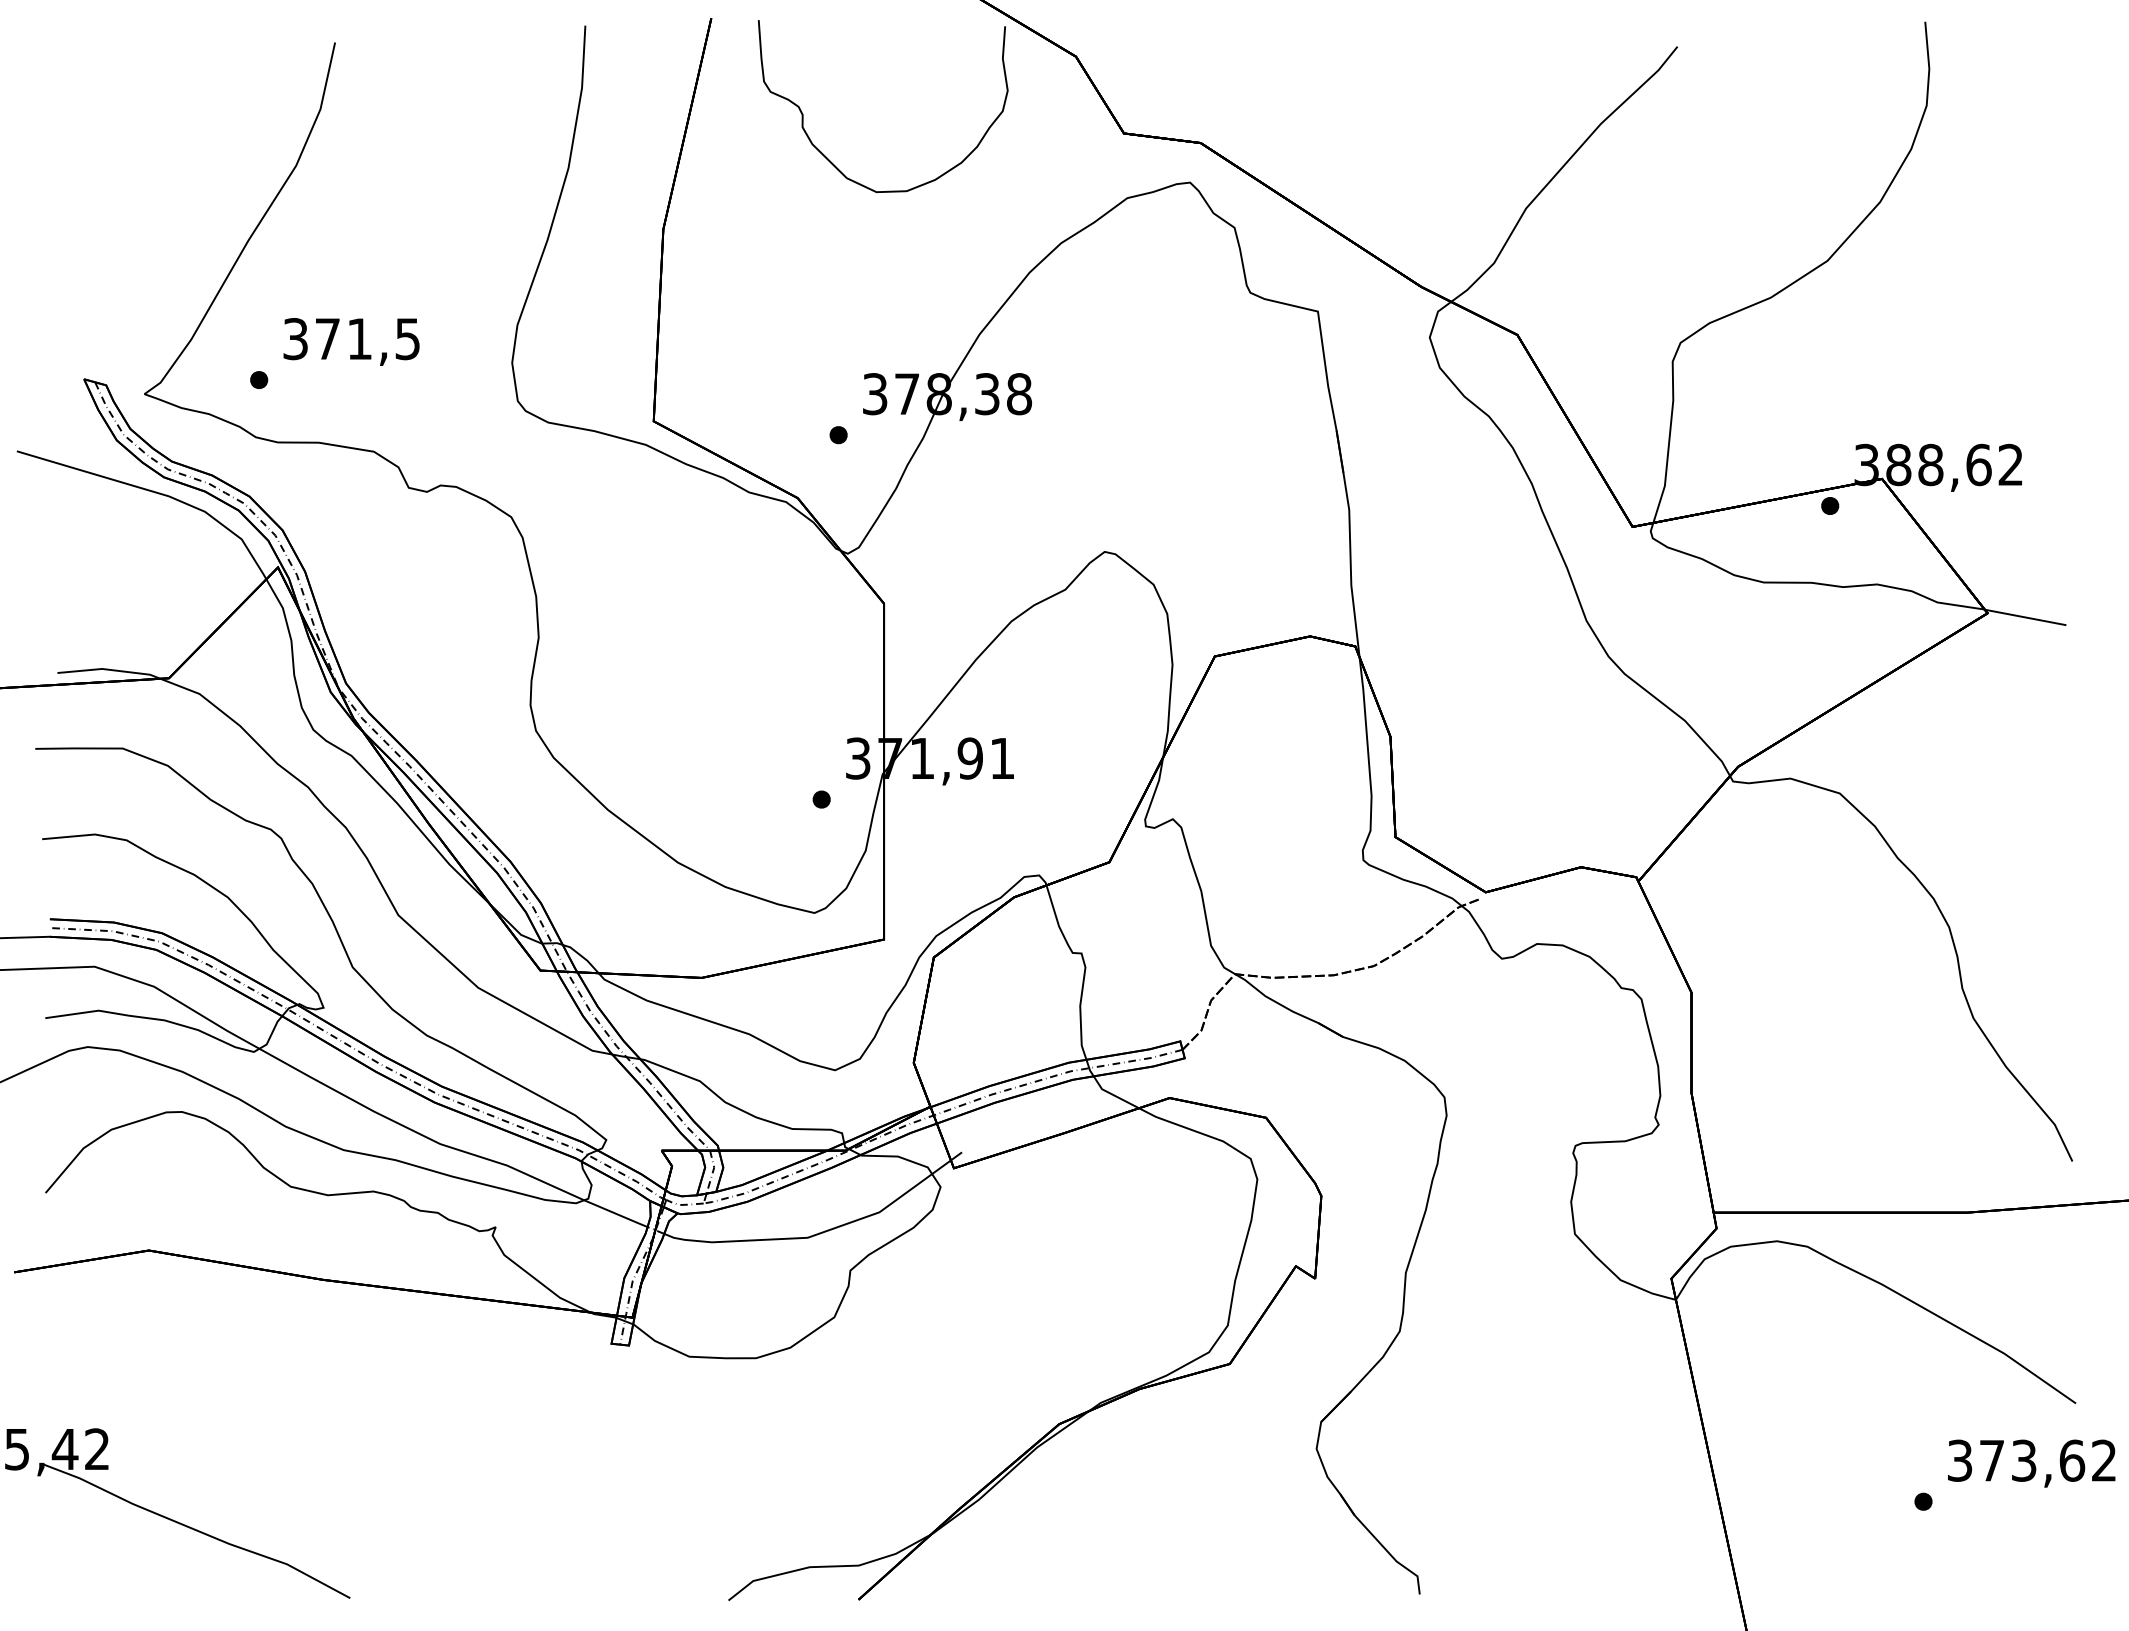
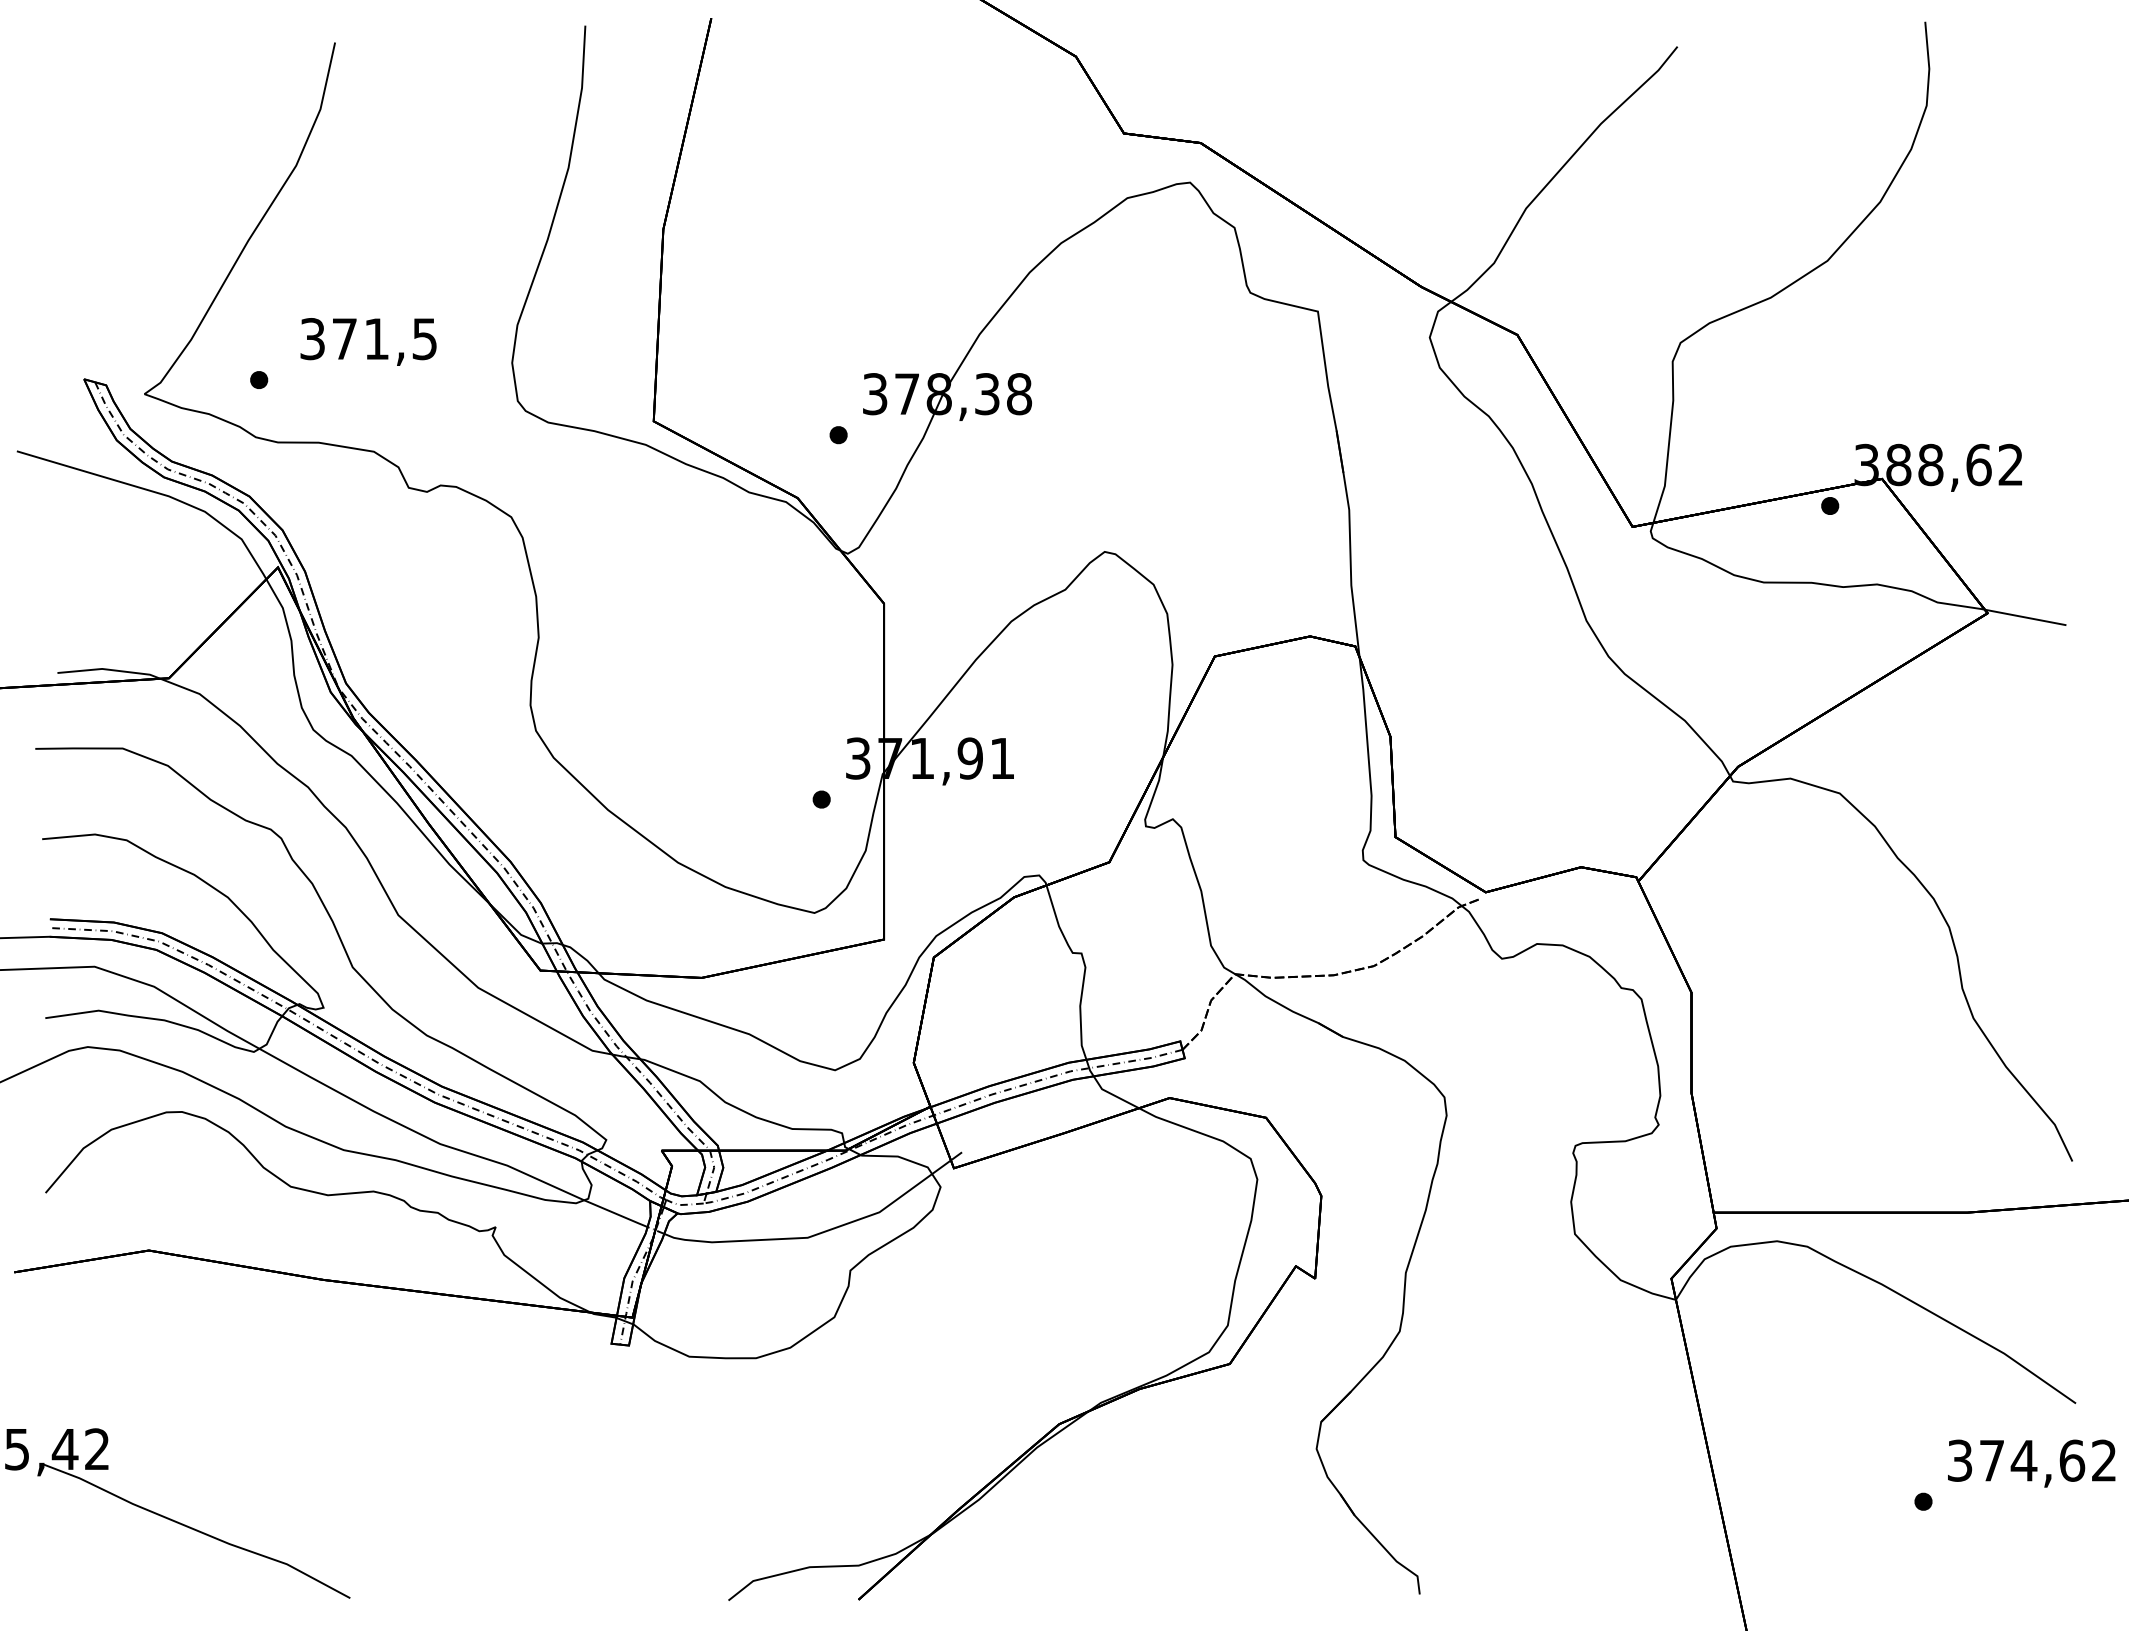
curve: present -> none (829, 159)
text position: (351, 341) -> (368, 341) (368, 341)
text: 373,62 -> 374,62 (2023, 1460)
